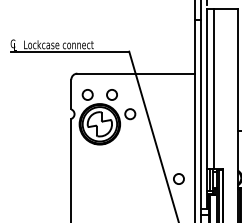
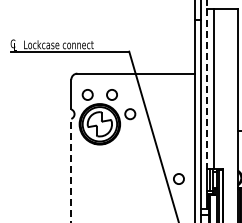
line: solid -> dashed (207, 89)
line: solid -> dashed (71, 170)
